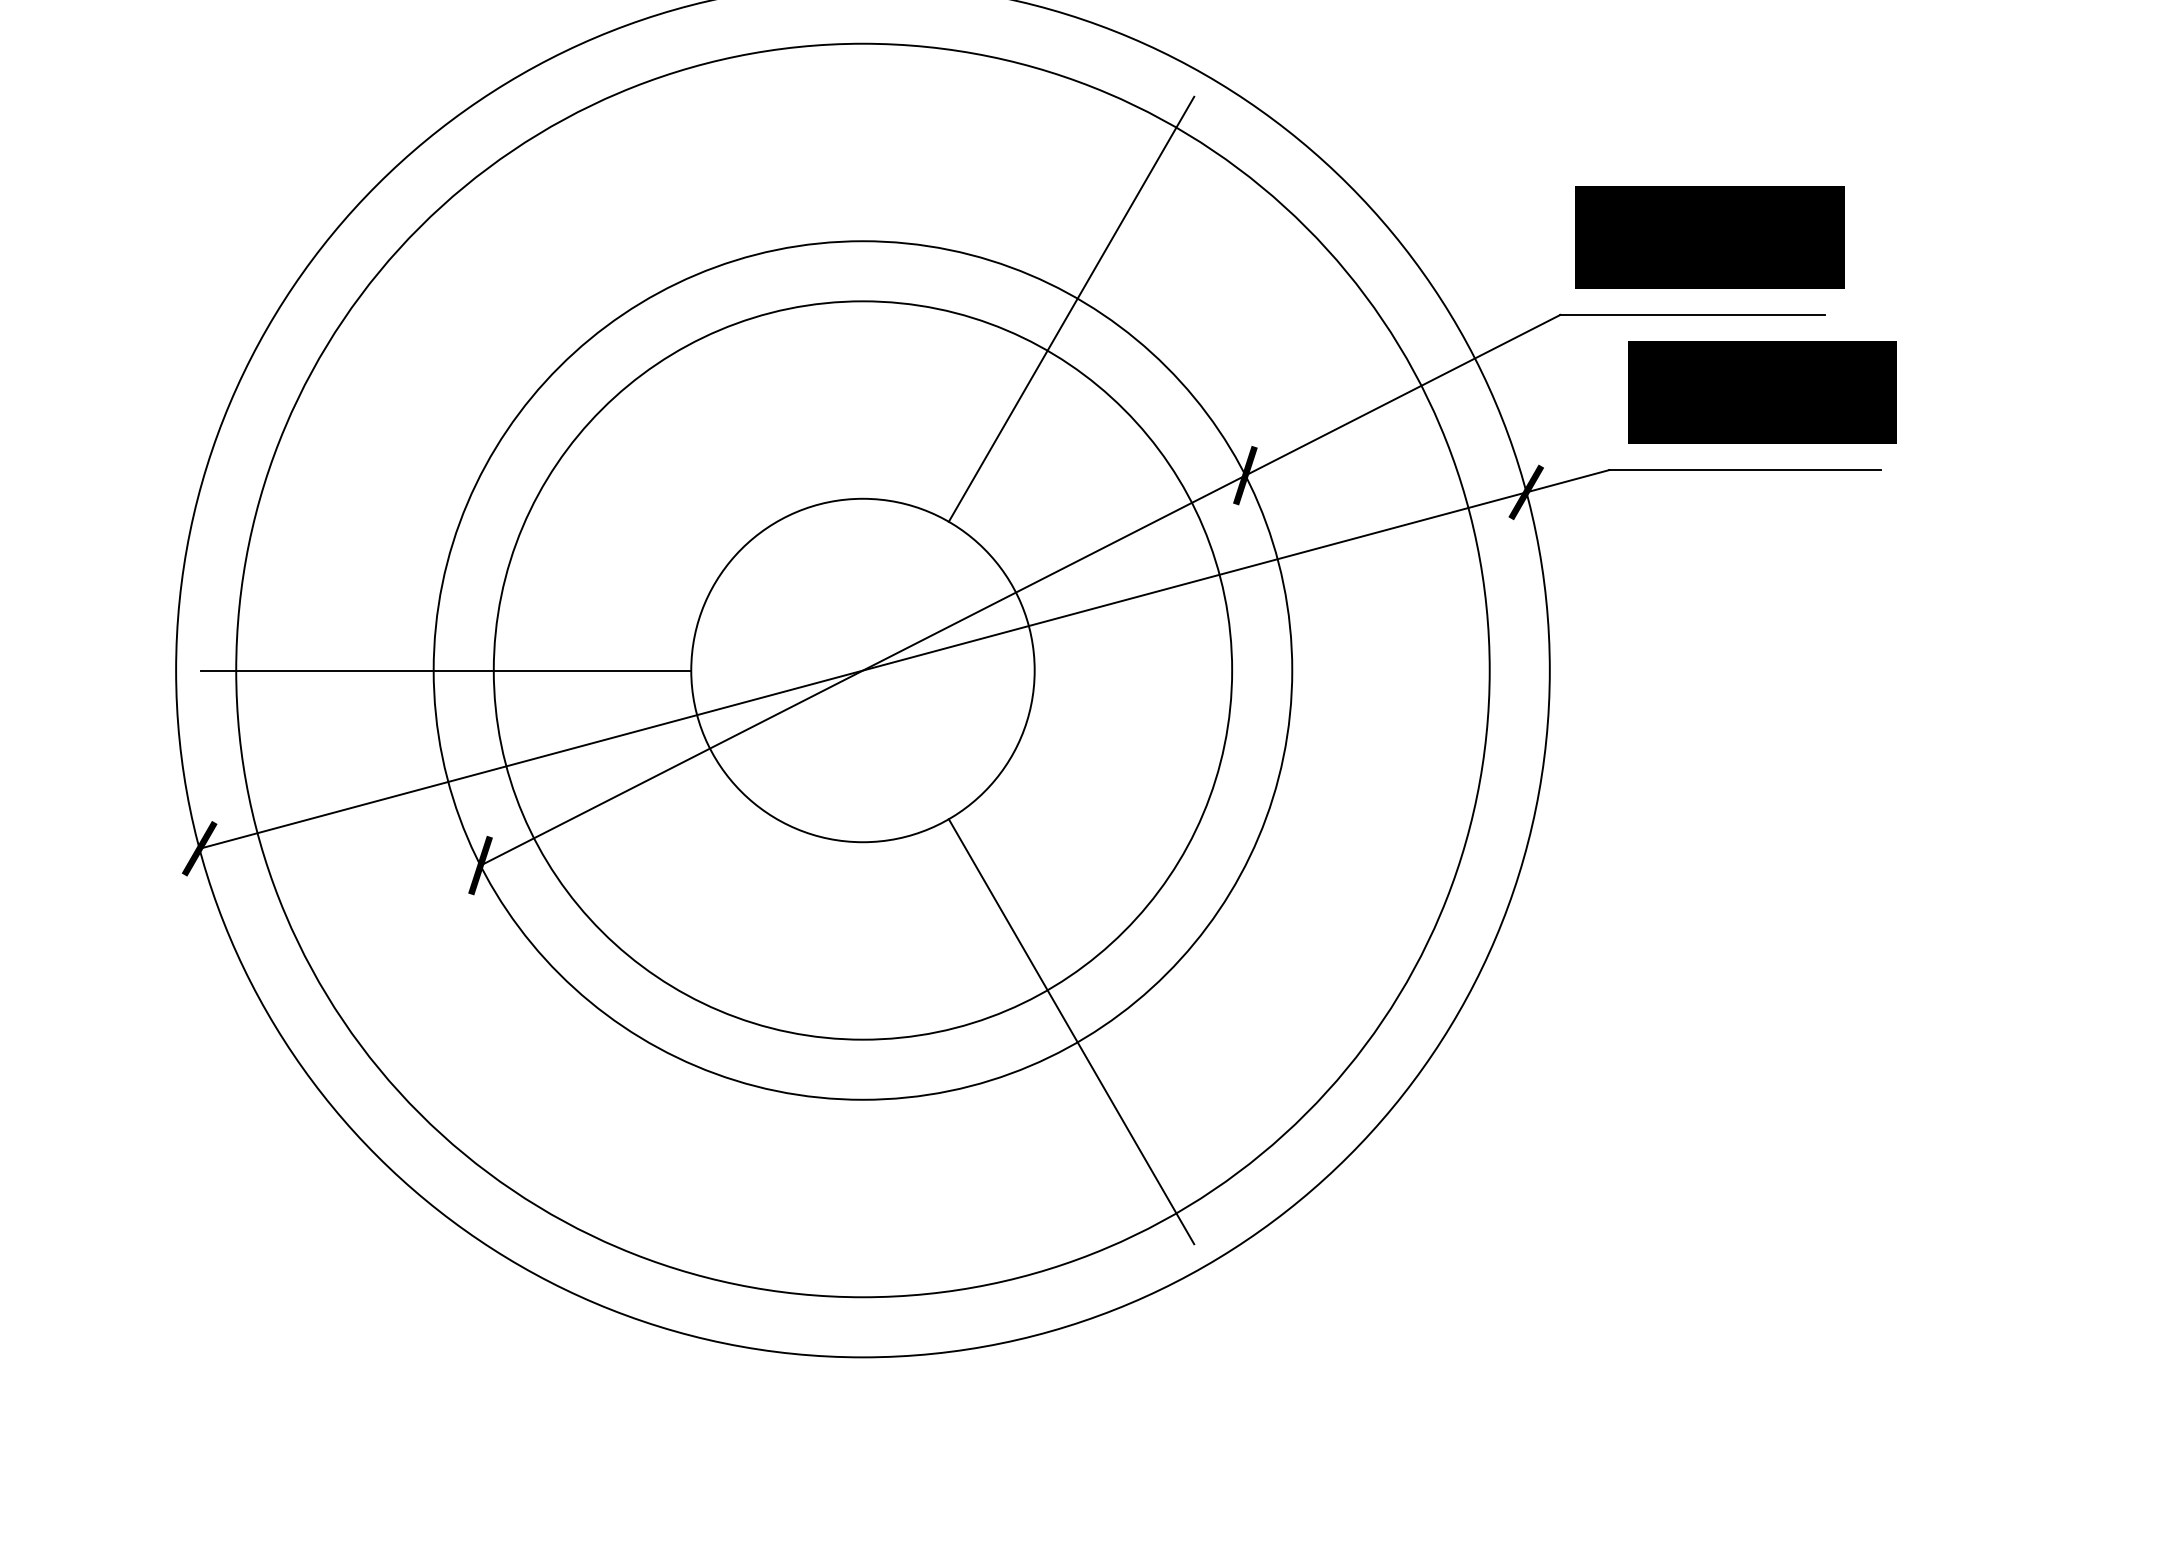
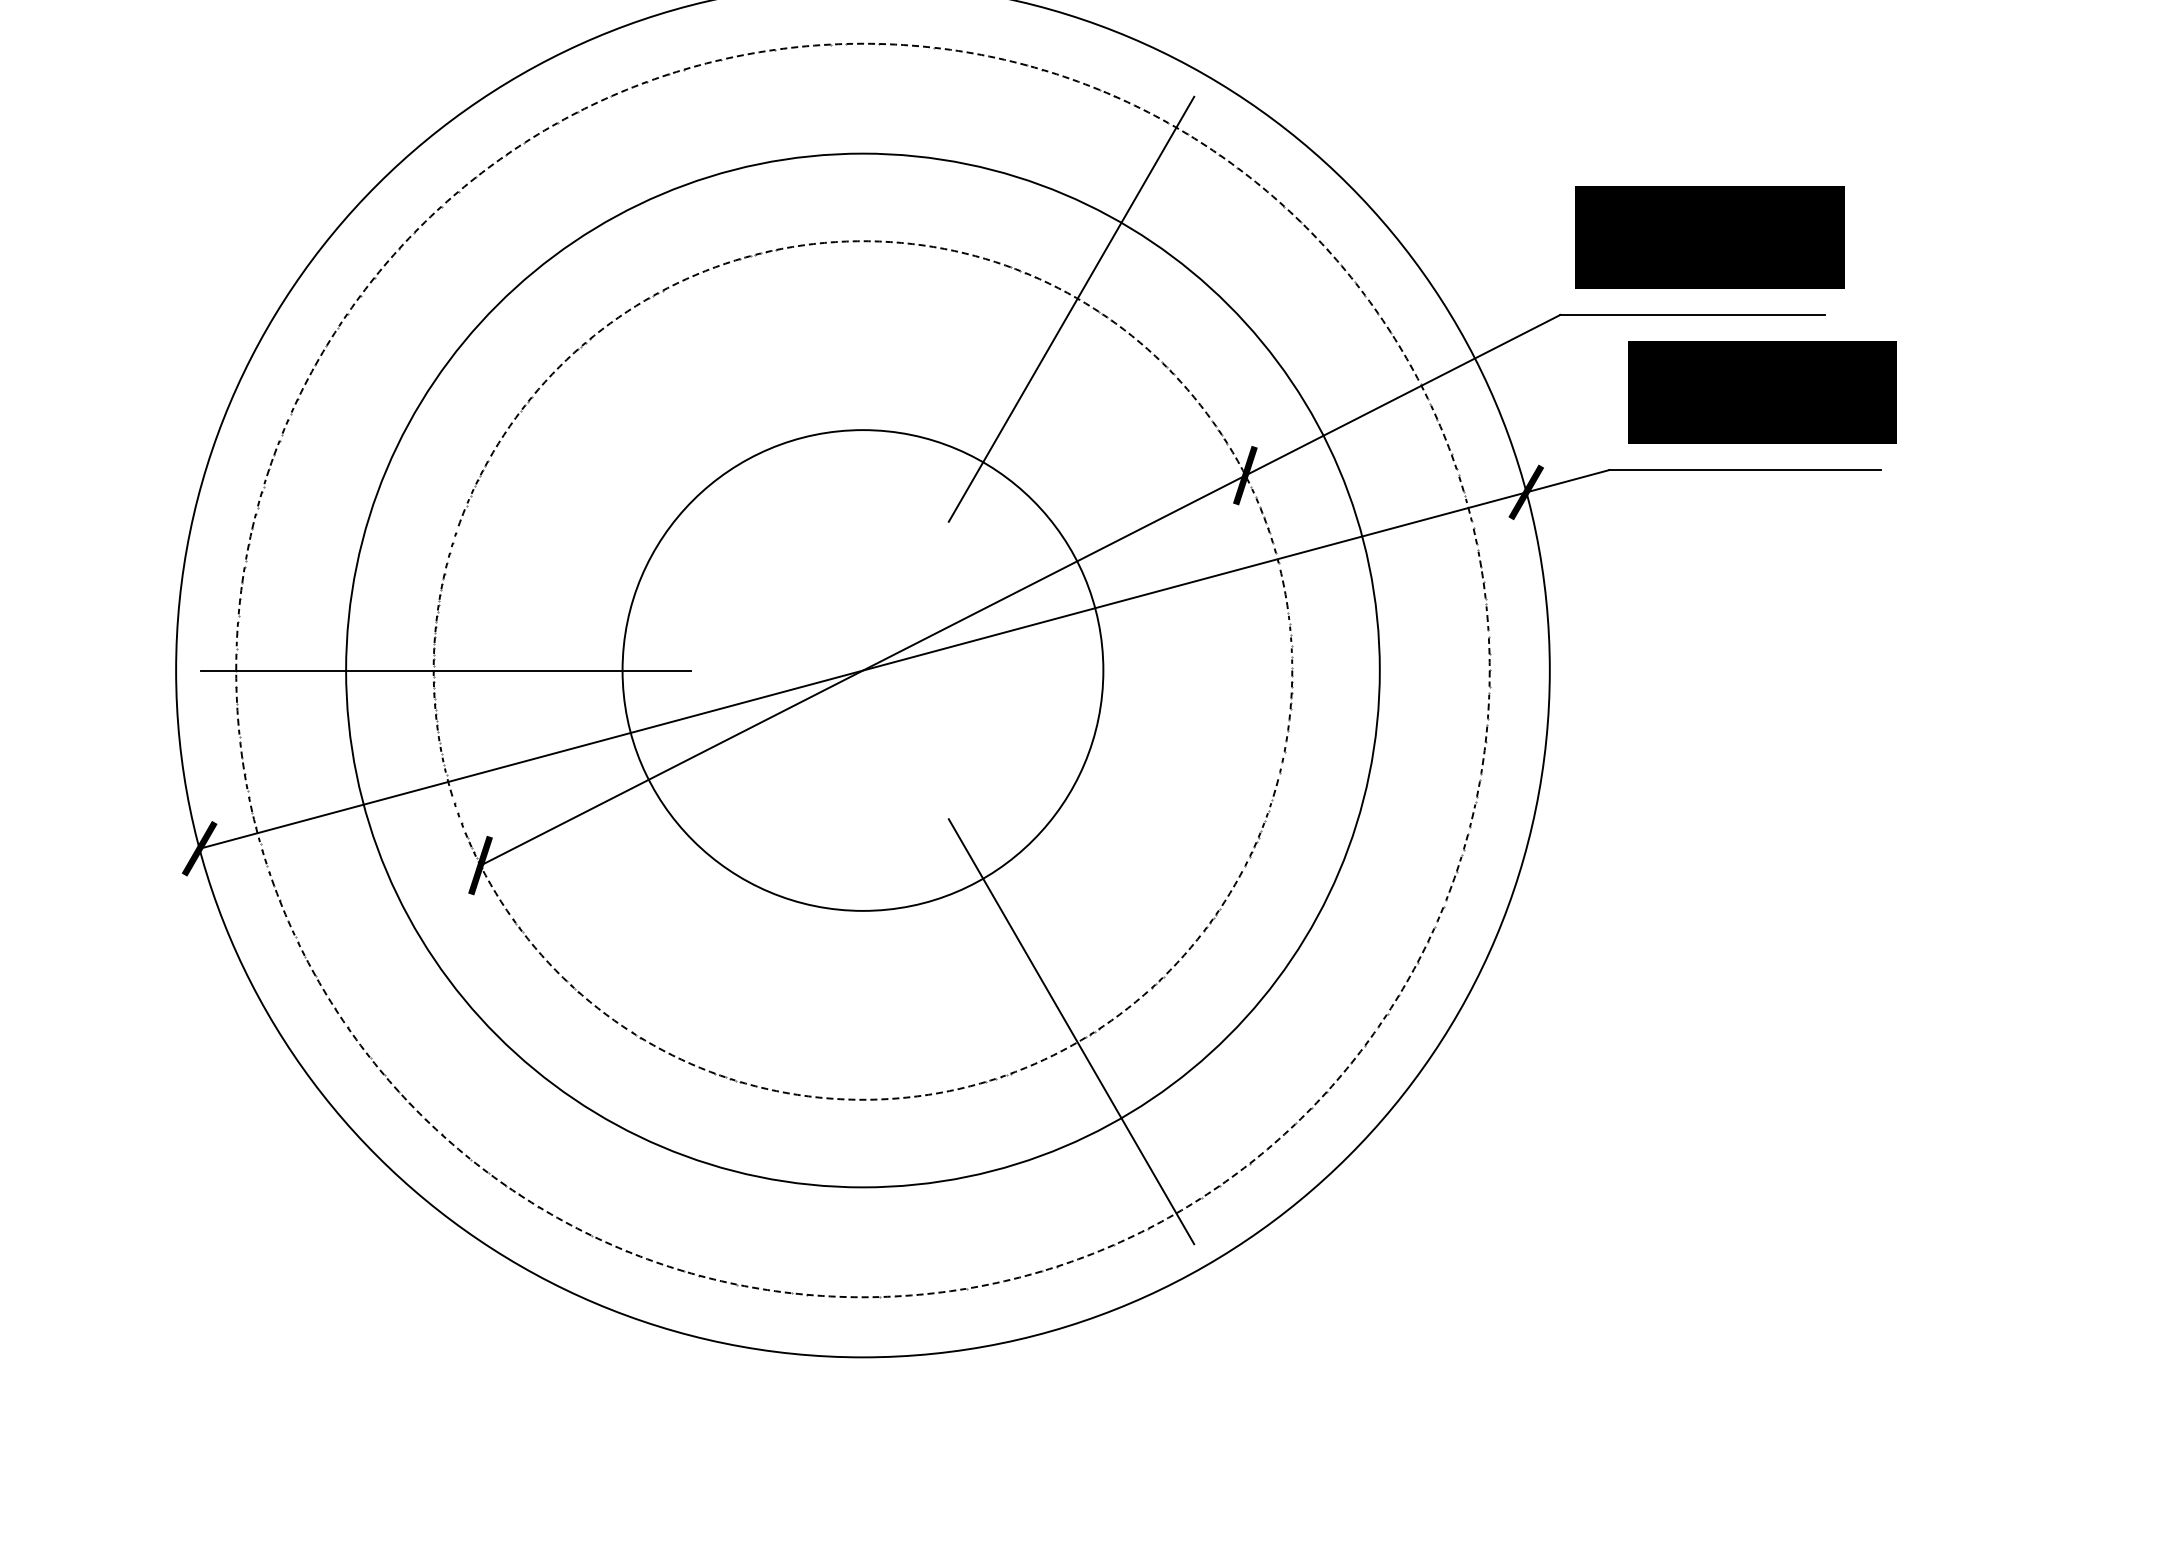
circle diameter: 343 px -> 481 px (862, 670)
circle diameter: 738 px -> 1034 px (862, 670)
circle: solid -> dashed (862, 670)
circle: solid -> dashed (862, 670)
